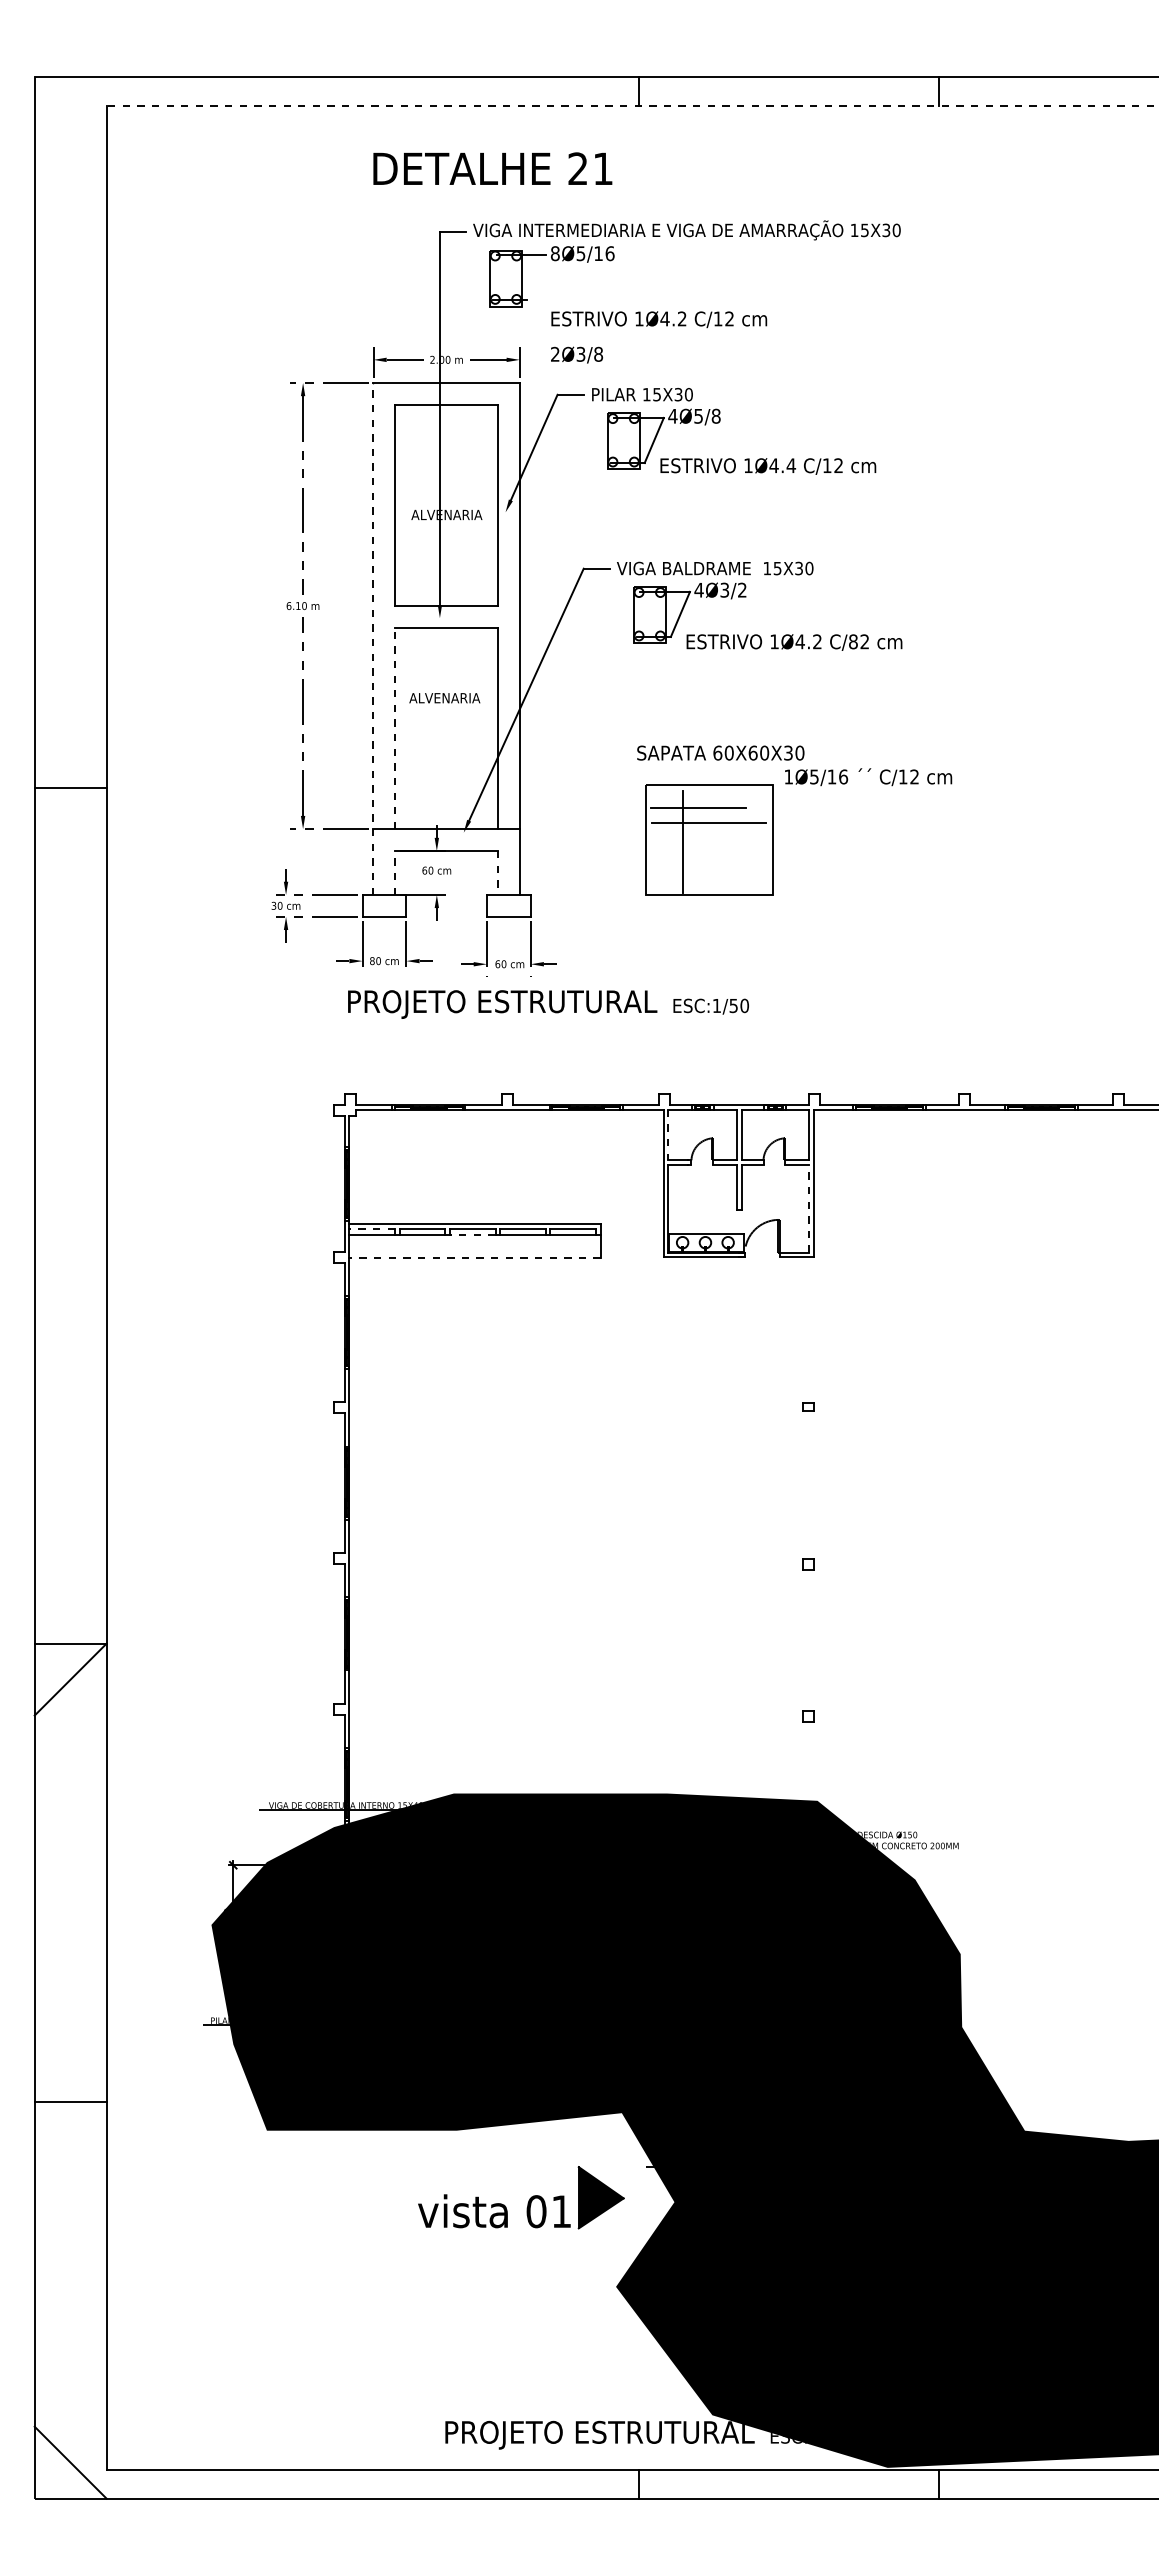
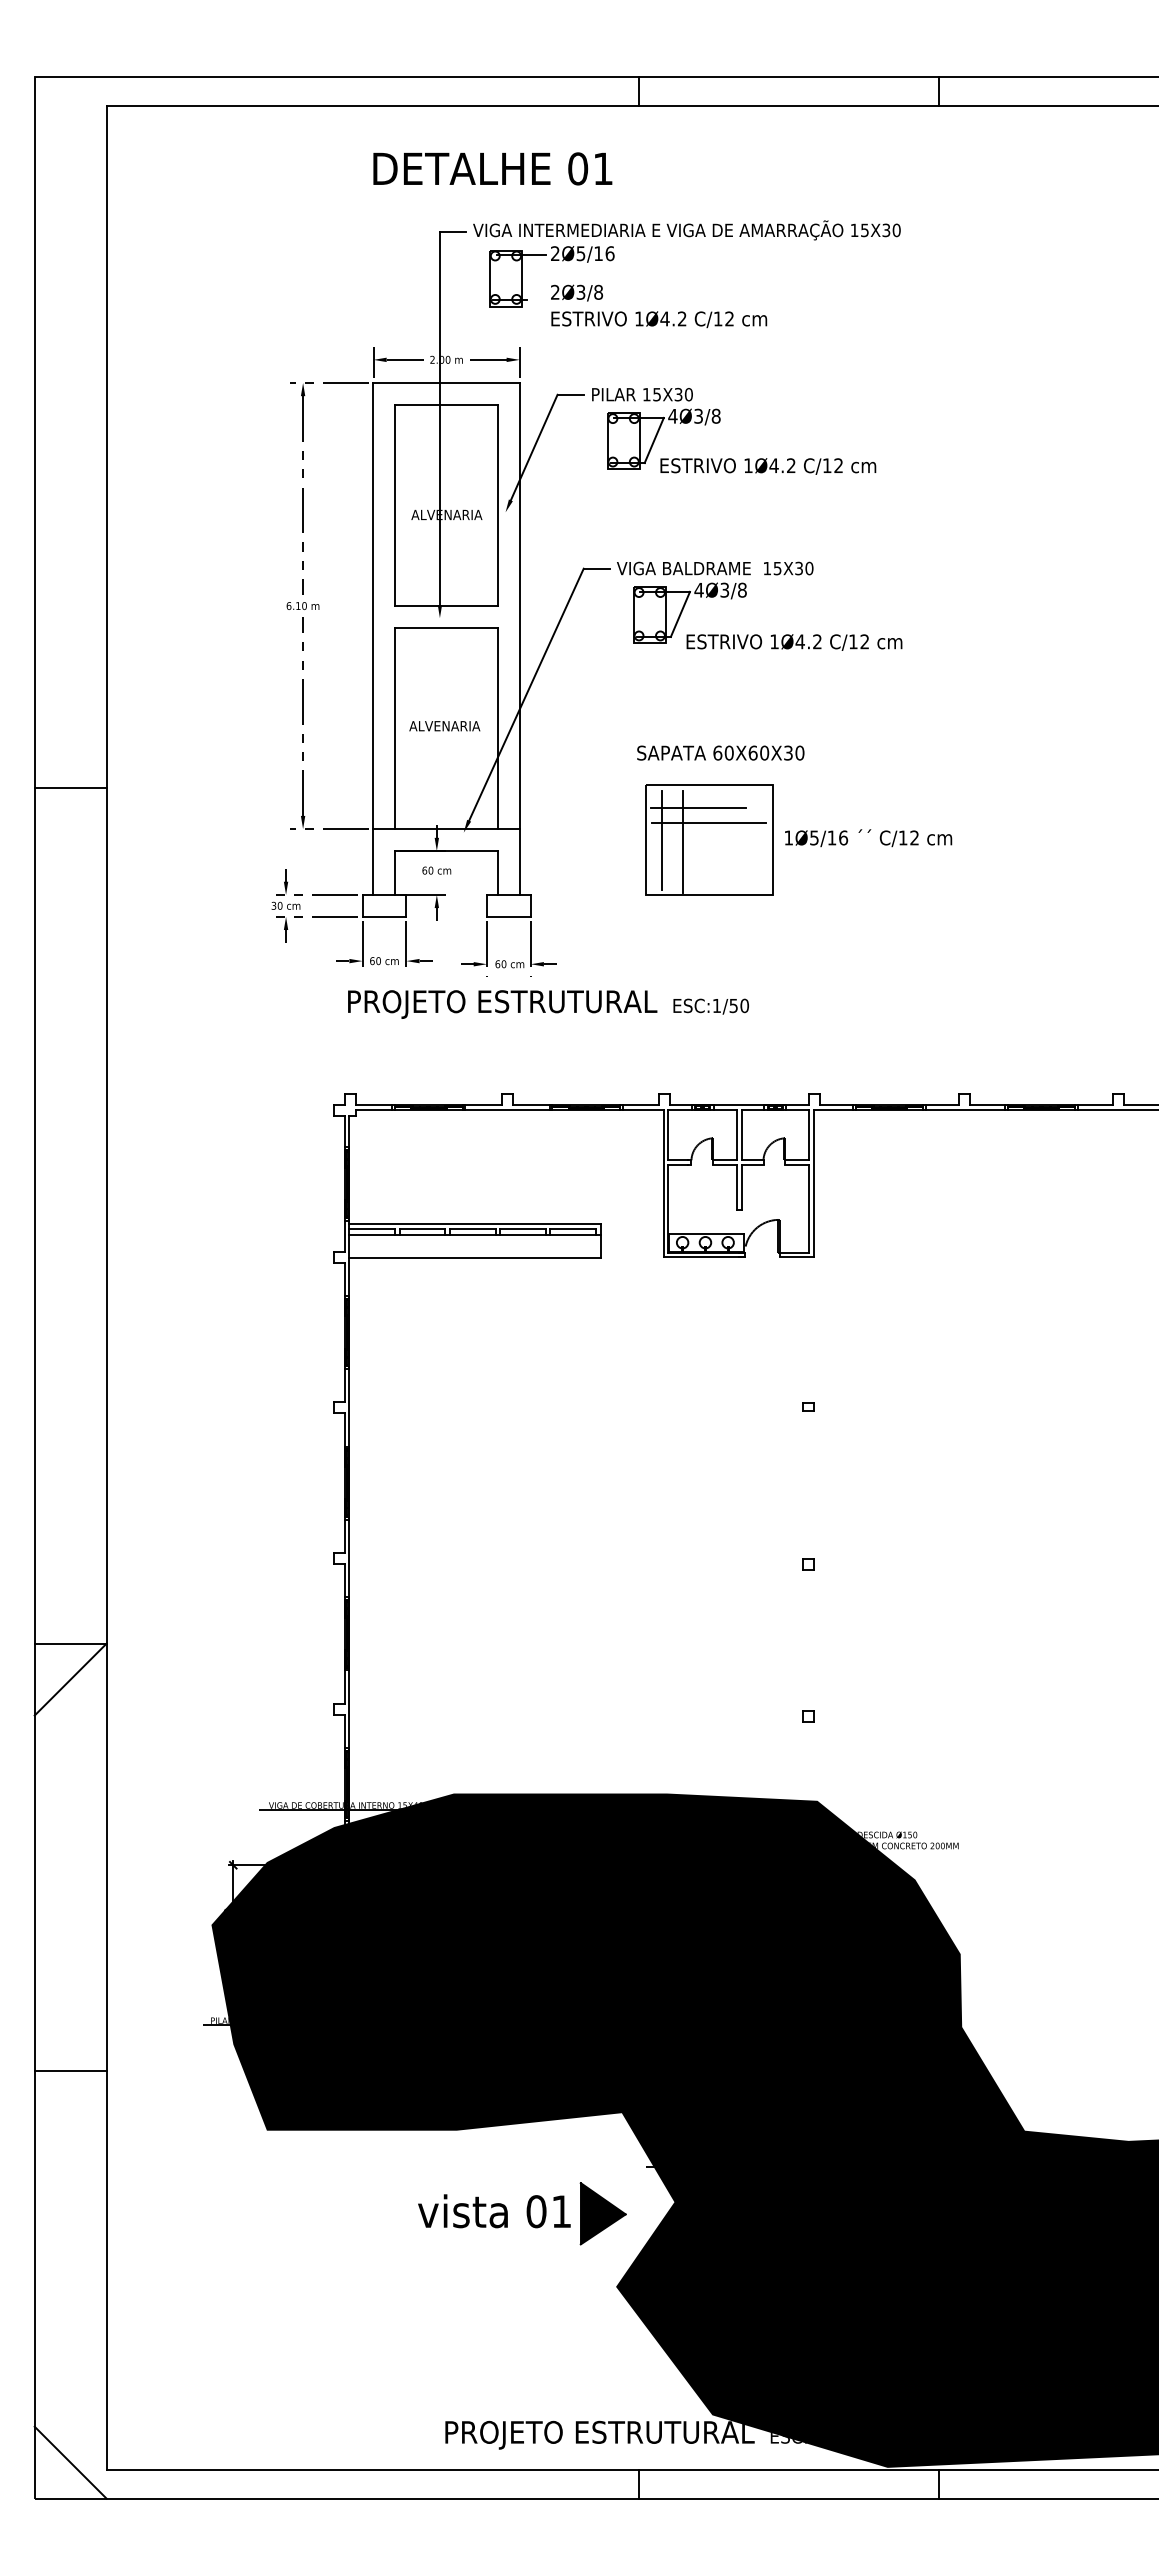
line: dashed -> solid (632, 106)
text: 21 -> 01 (578, 168)
text: 8Ø5/16 -> 2Ø5/16 (555, 253)
text position: (577, 354) -> (577, 292) (577, 292)
text: 4Ø5/8 -> 4Ø3/8 (698, 415)
text: 1Ø4.4 -> 1Ø4.2 (791, 465)
text: 4Ø3/2 -> 4Ø3/8 (742, 589)
line: dashed -> solid (373, 638)
text: C/82 -> C/12 (853, 641)
text position: (444, 698) -> (444, 726) (444, 726)
line: dashed -> solid (395, 728)
text position: (868, 777) -> (868, 838) (868, 838)
line: none -> present (662, 840)
line: dashed -> solid (395, 873)
line: dashed -> solid (497, 873)
text: 80 -> 60 (372, 960)
line: dashed -> solid (668, 1135)
line: dashed -> solid (809, 1208)
line: dashed -> solid (372, 1228)
line: dashed -> solid (472, 1234)
line: dashed -> solid (475, 1258)
line position: (70, 2102) -> (70, 2071) (70, 2071)
part position: (600, 2197) -> (602, 2213) (602, 2213)
